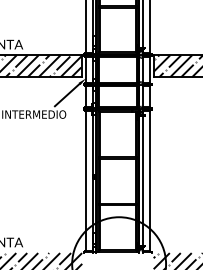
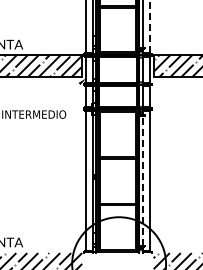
line: solid -> dashed (149, 26)
line: present -> none (66, 95)
line: solid -> dashed (143, 181)
